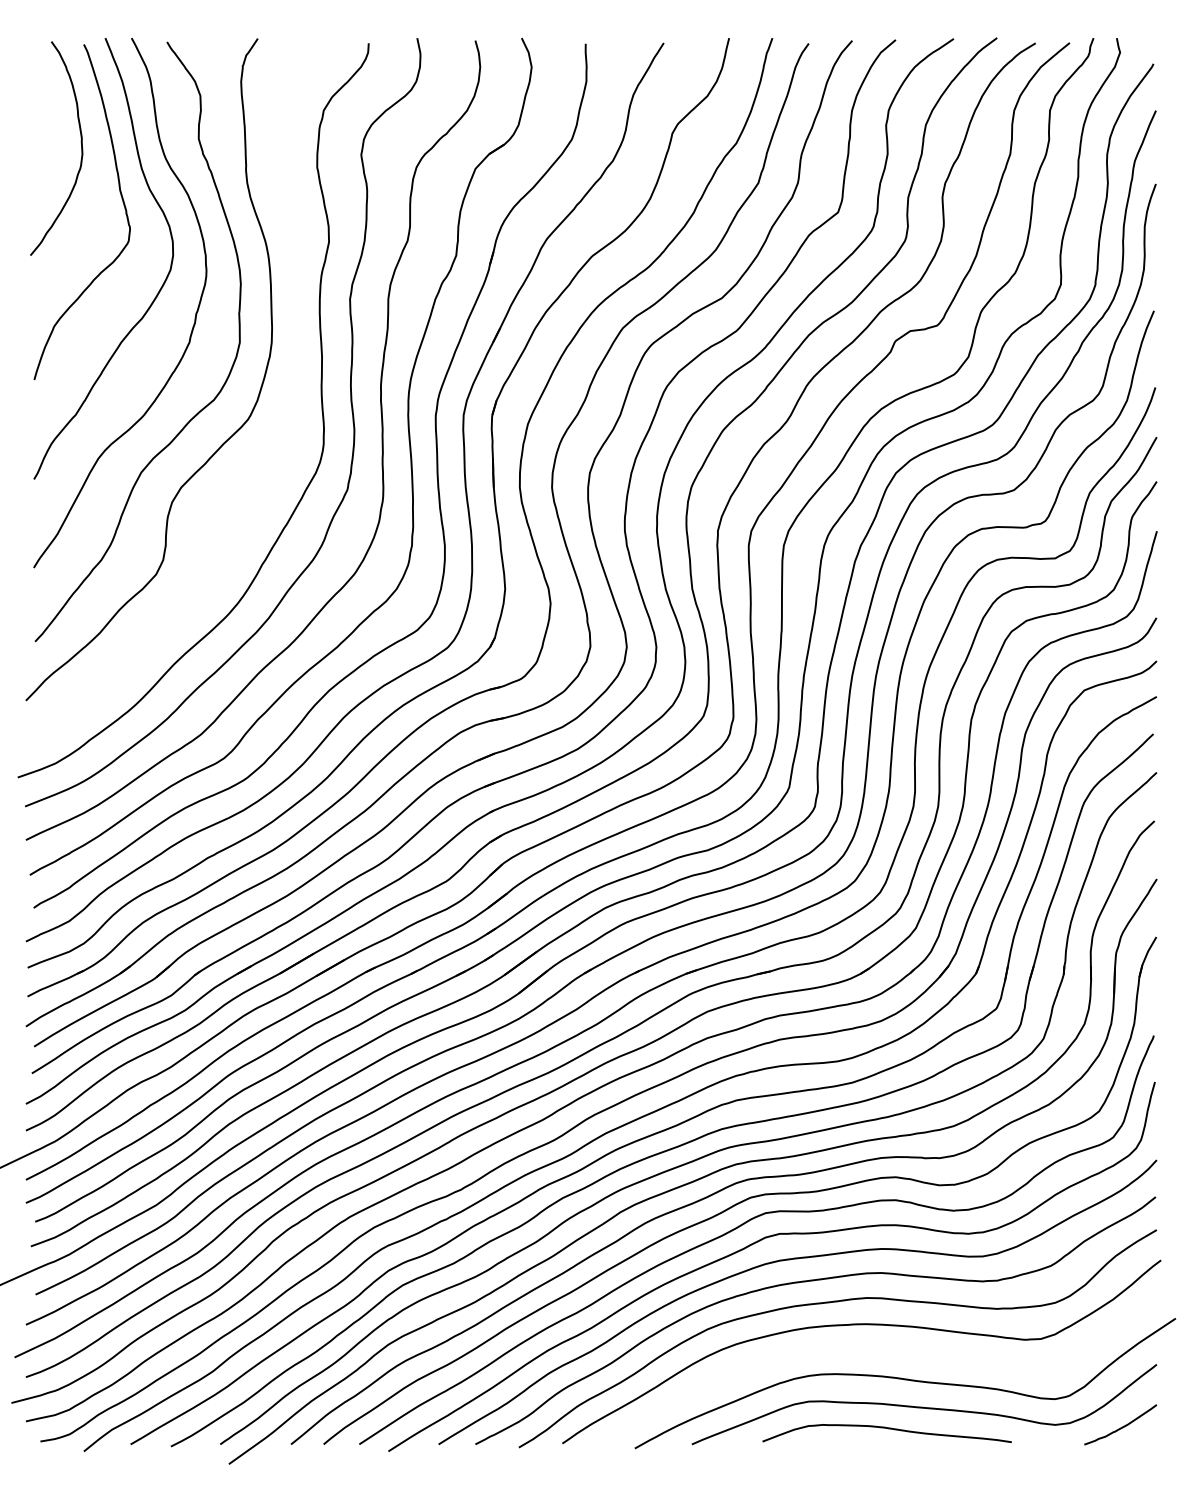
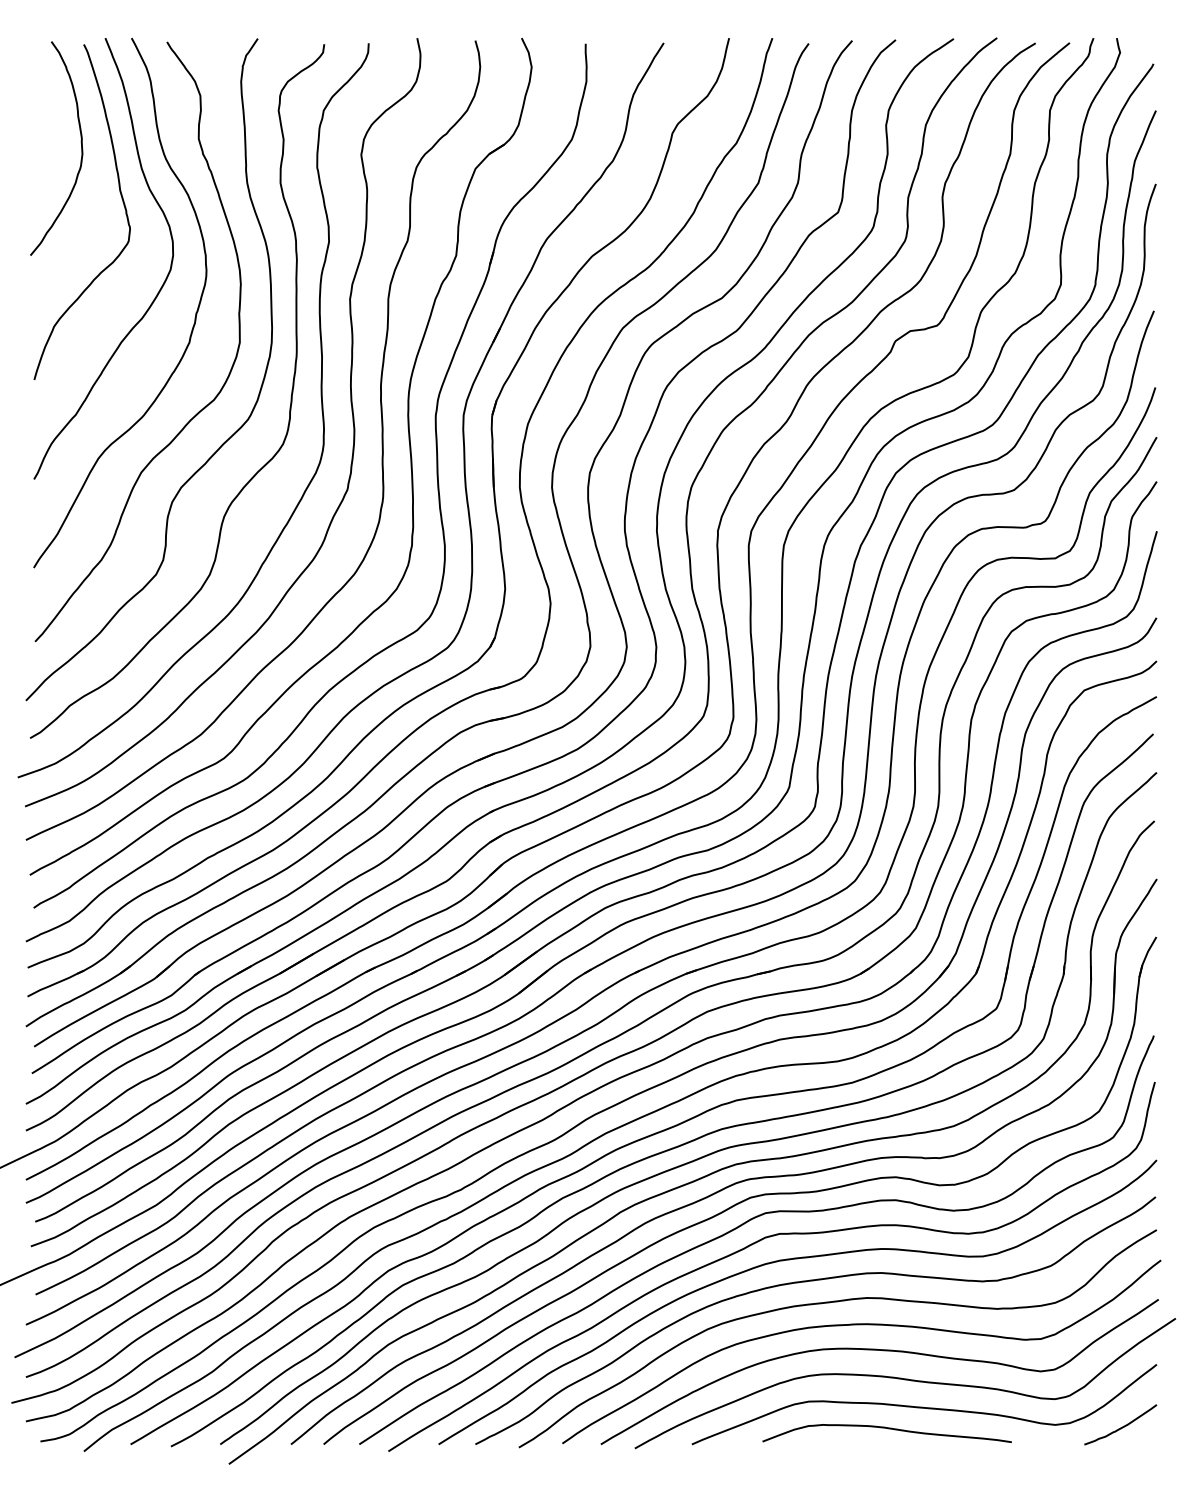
curve: none -> present (289, 406)
curve: none -> present (883, 1351)
